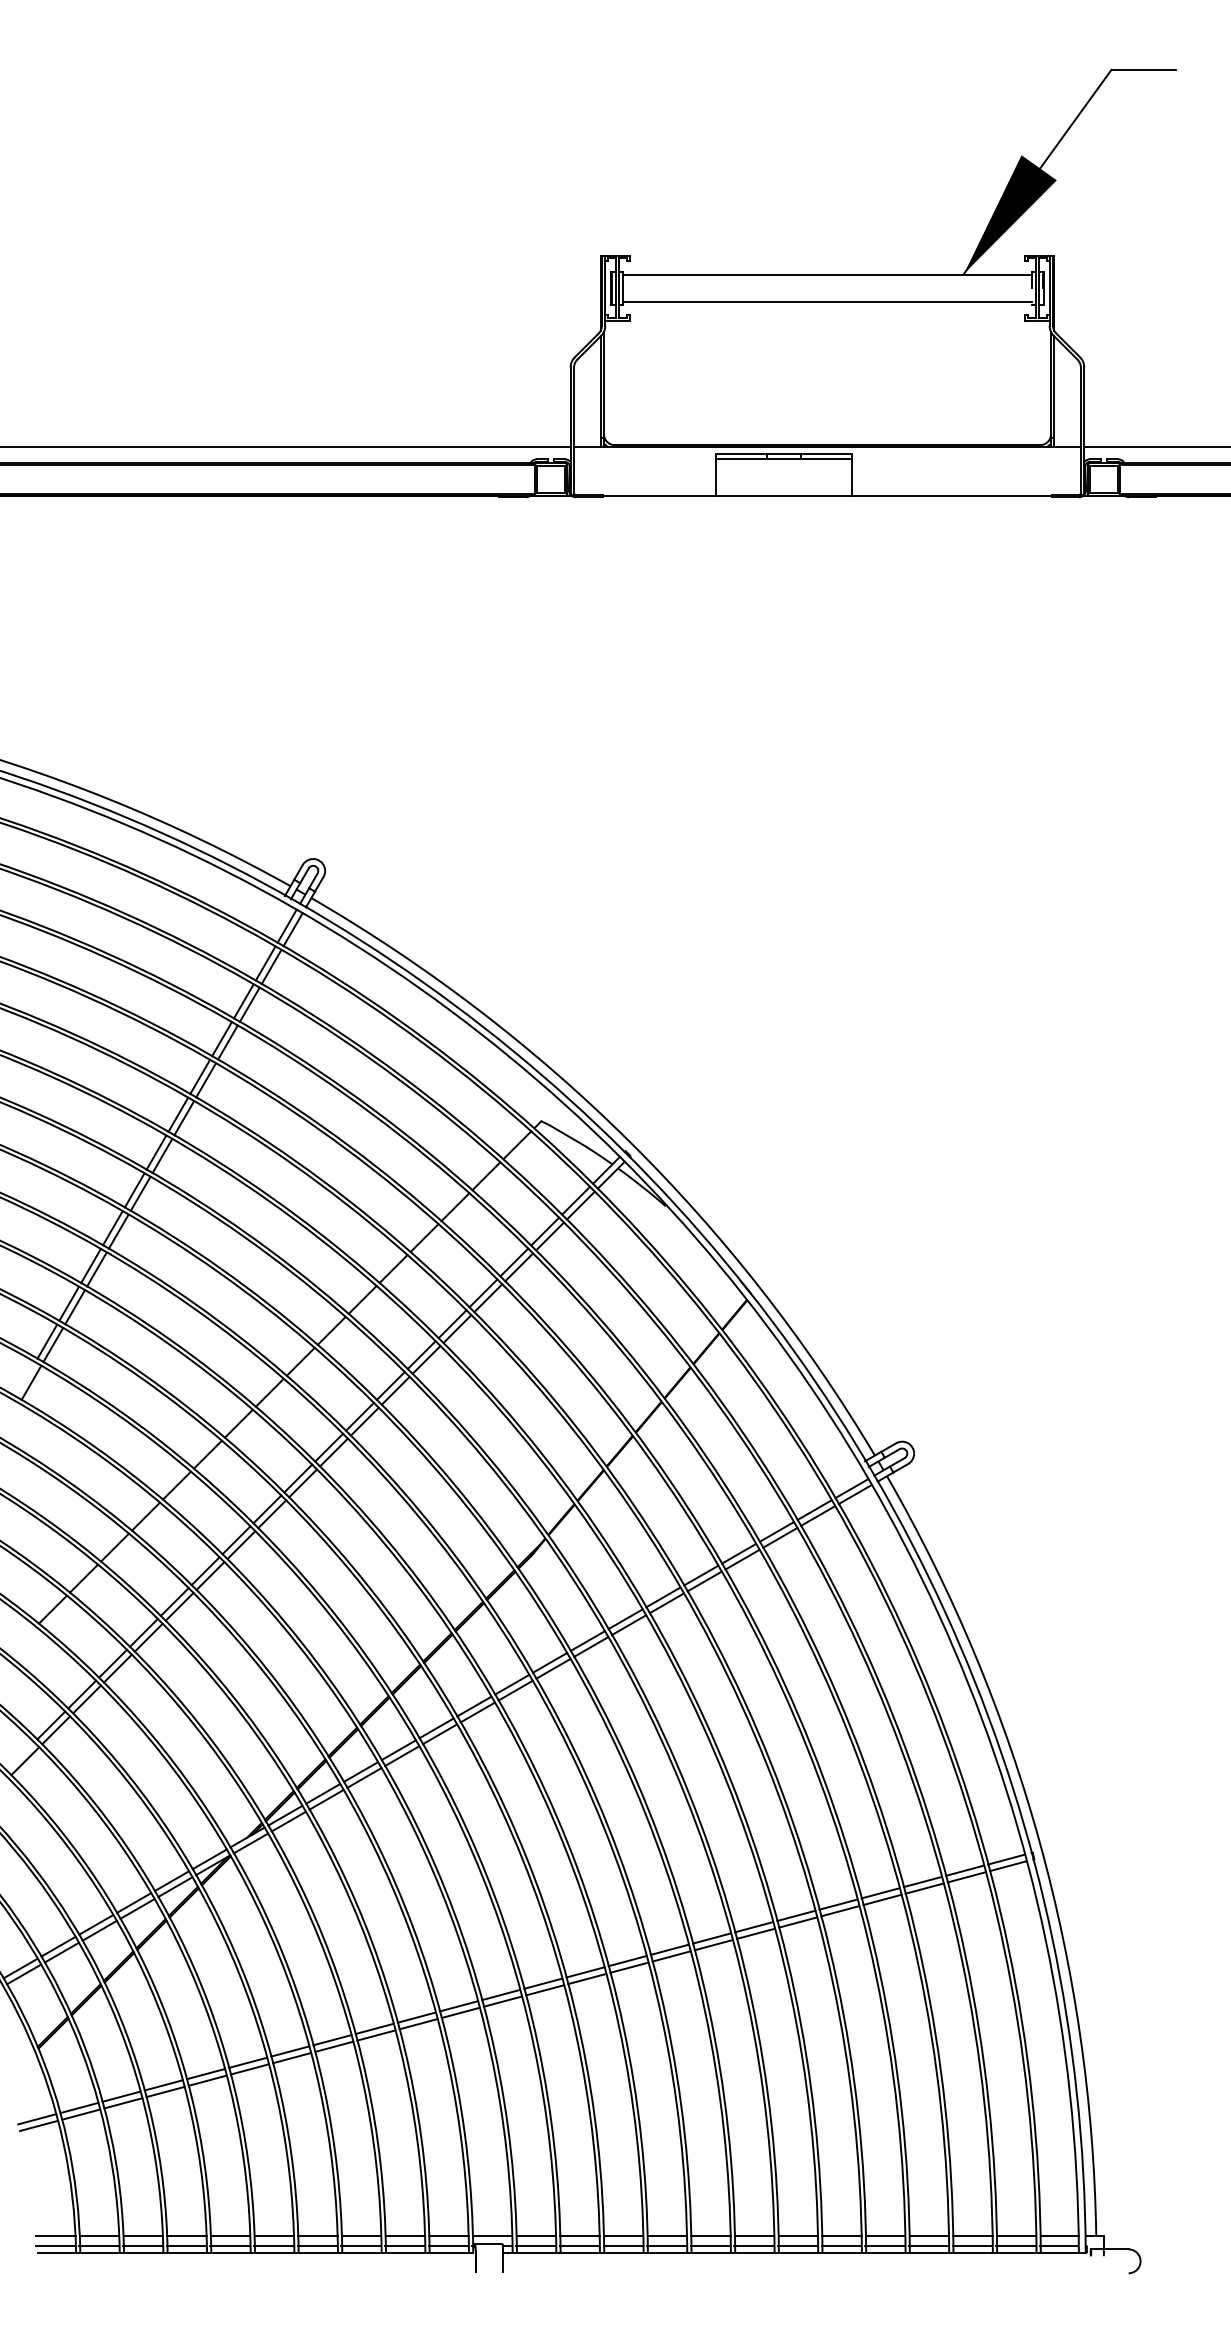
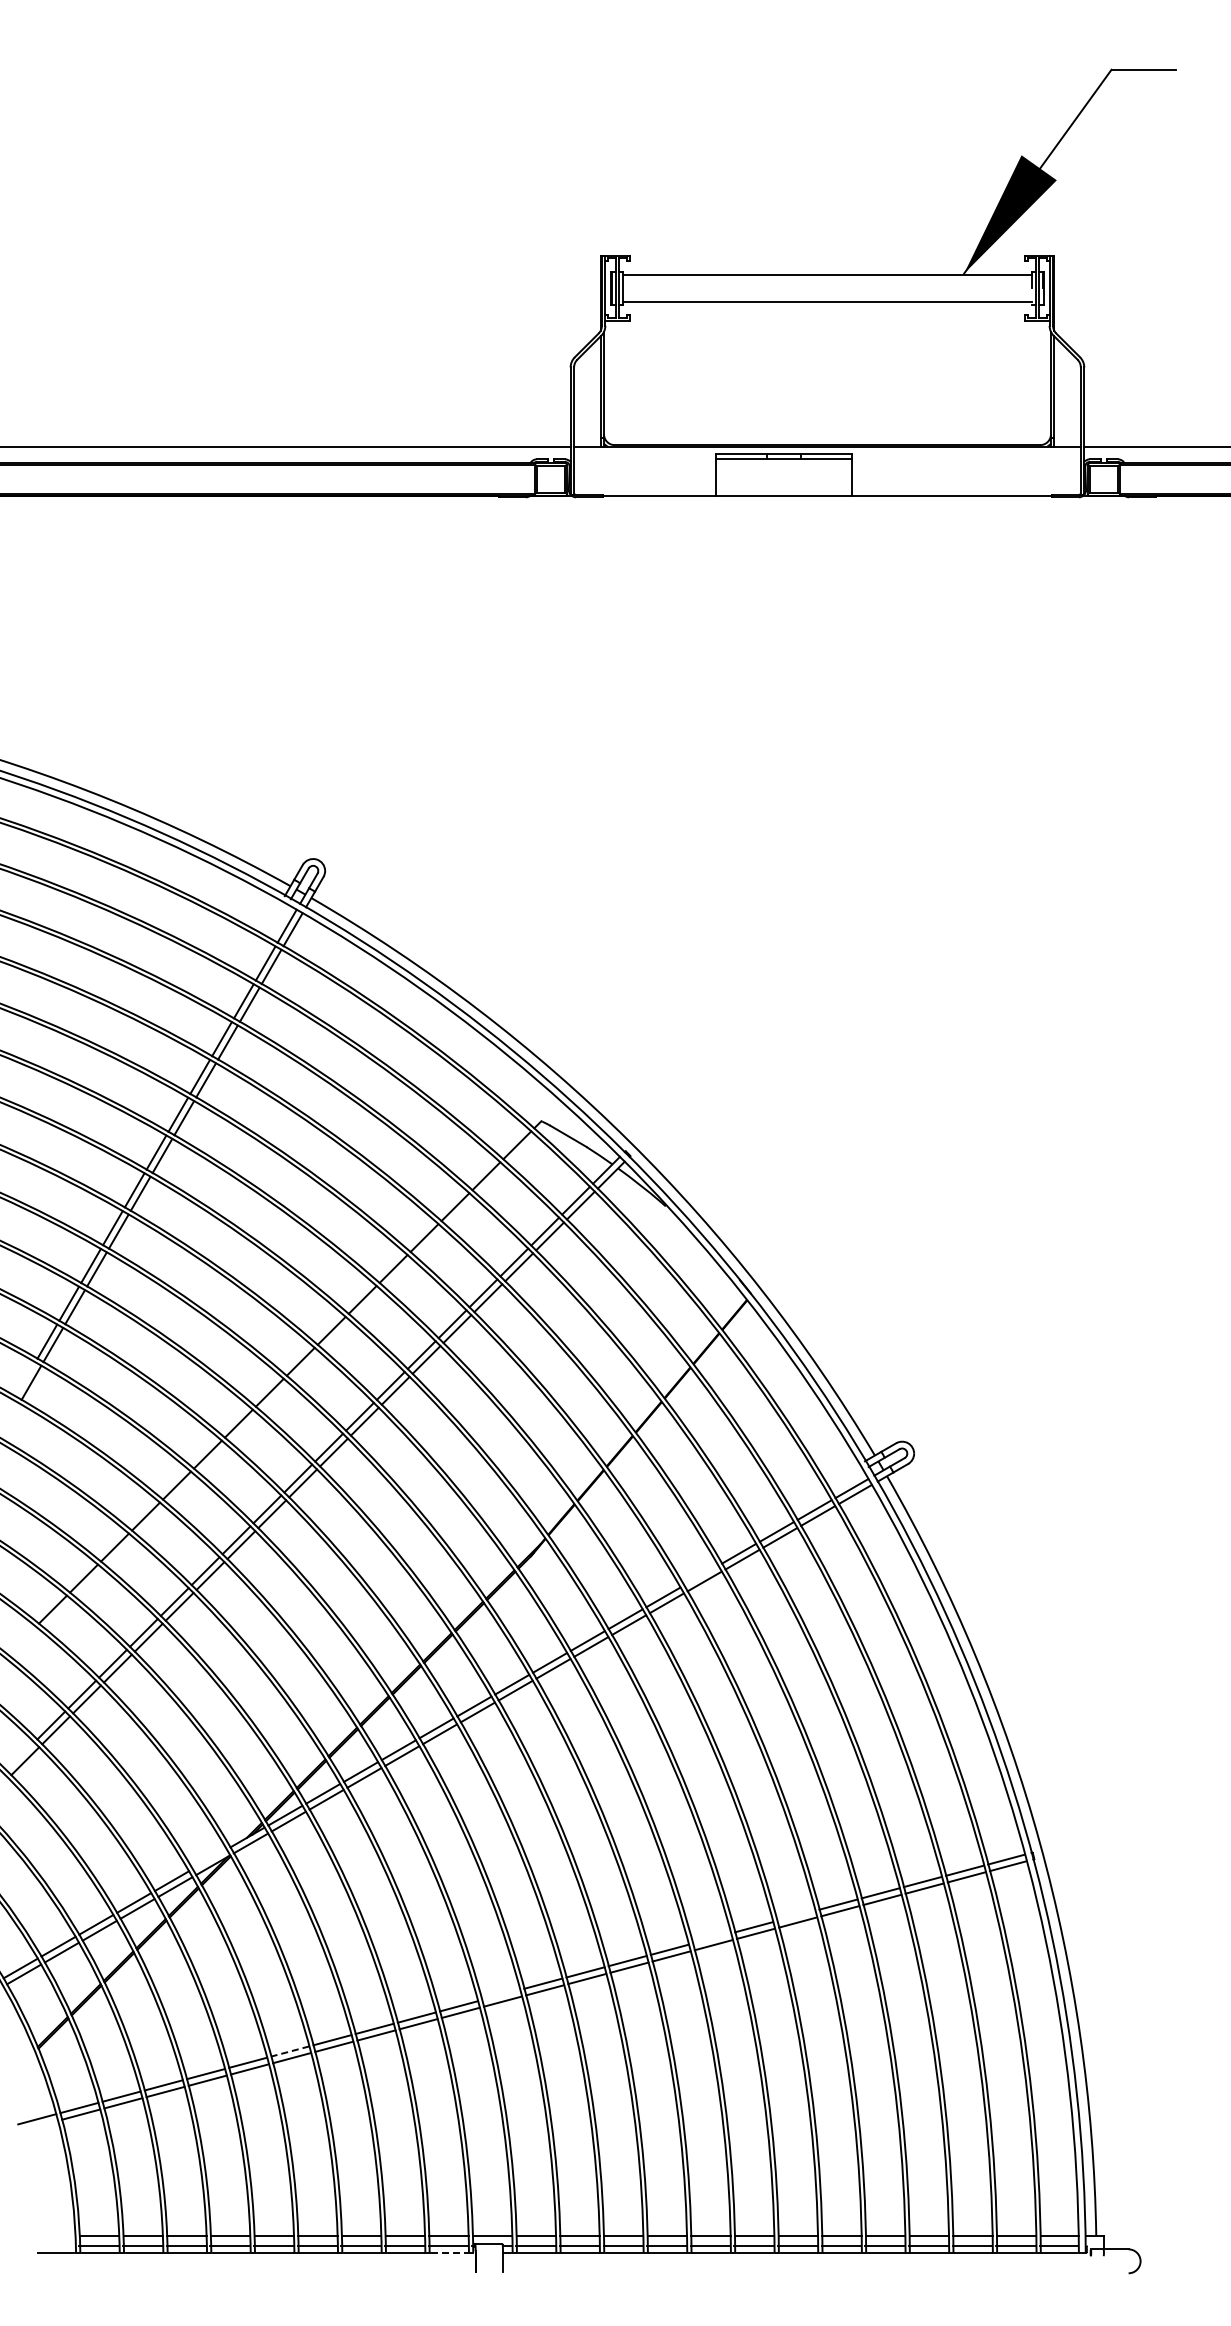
line: present -> none (701, 1575)
line: present -> none (209, 1859)
line: present -> none (796, 1915)
line: present -> none (711, 1938)
line: present -> none (501, 1994)
line: solid -> dashed (290, 2051)
line: present -> none (39, 2125)
line: present -> none (55, 2235)
line: present -> none (54, 2245)
line: solid -> dashed (449, 2252)
